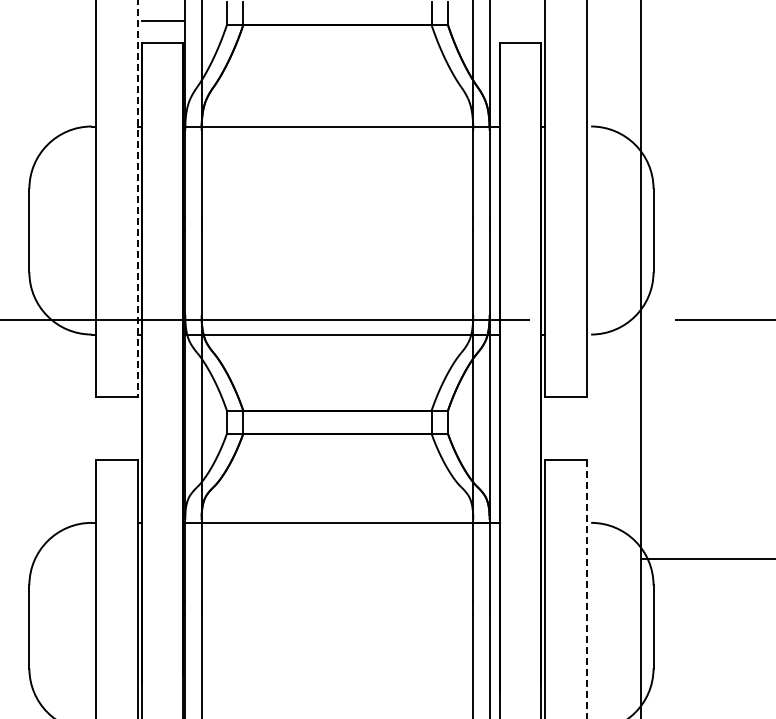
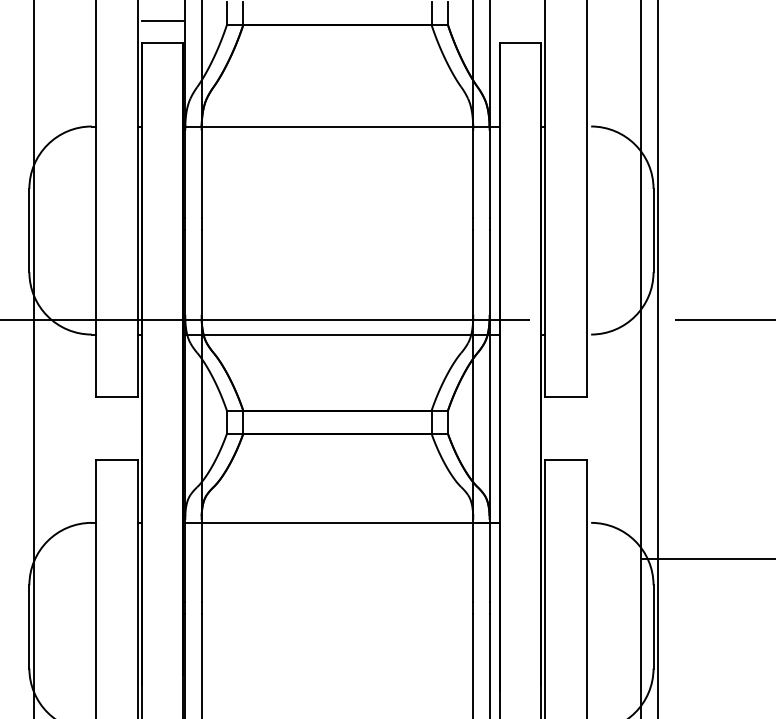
line: dashed -> solid (137, 199)
line: none -> present (33, 358)
line: none -> present (657, 358)
line: dashed -> solid (586, 589)
